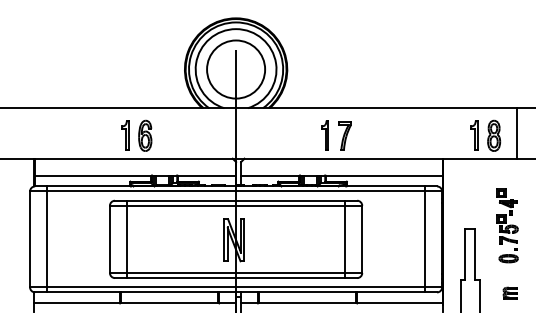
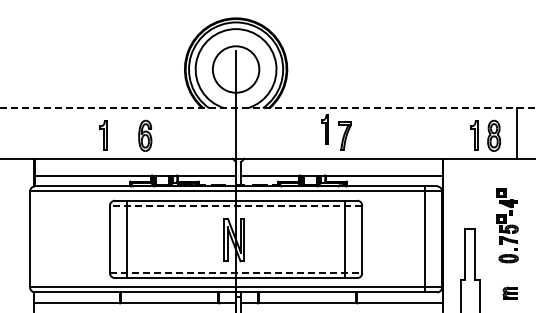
circle diameter: 58 px -> 46 px (235, 69)
line: solid -> dashed (268, 108)
part position: (125, 135) -> (103, 135) (103, 135)
part position: (324, 135) -> (324, 129) (324, 129)
line: solid -> dashed (235, 205)
line: present -> none (46, 239)
line: solid -> dashed (236, 273)
